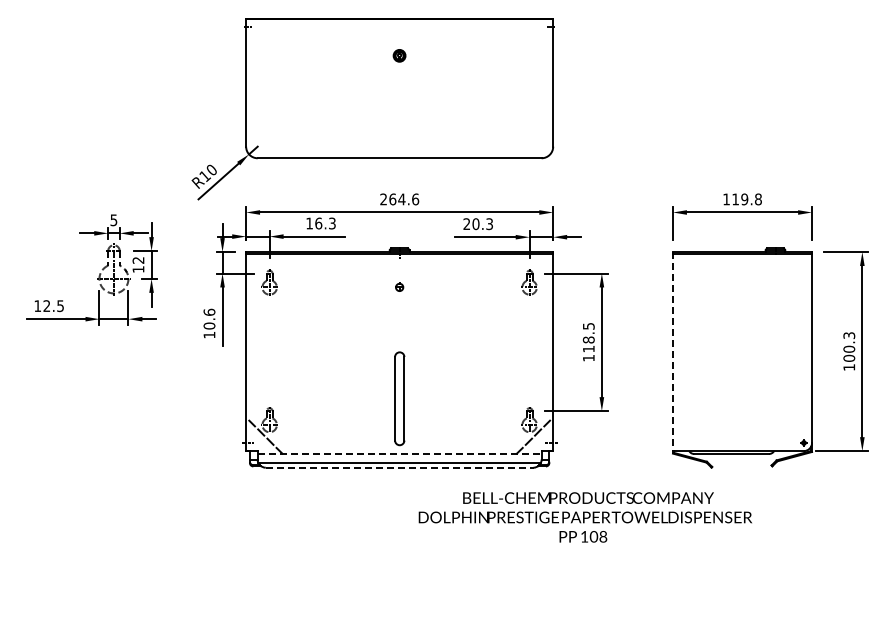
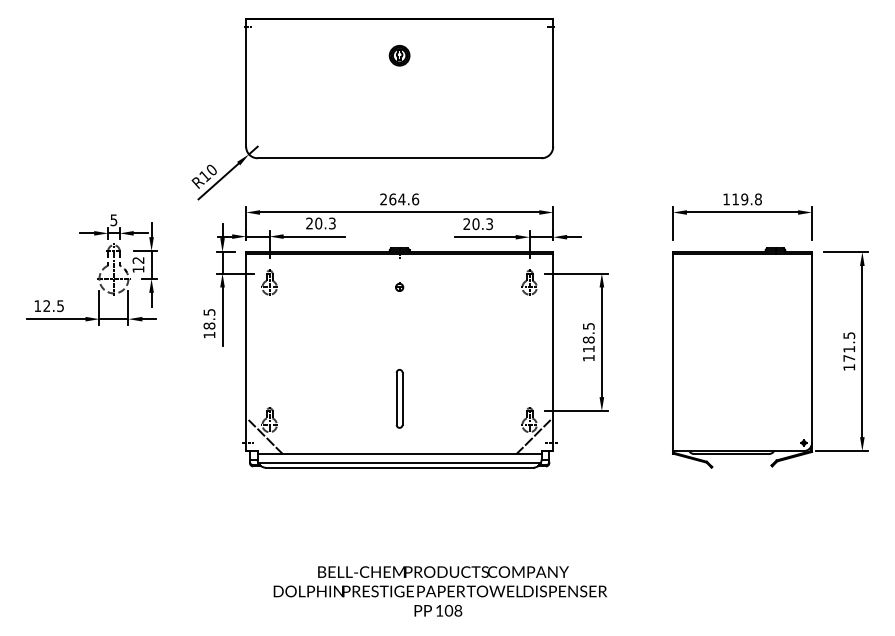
part size: 15x14 px -> 23x22 px (399, 55)
text: 16.3 -> 20.3 (314, 223)
text: 10.6 -> 18.5 (209, 318)
text: 100.3 -> 171.5 (849, 346)
line: dashed -> solid (673, 352)
part size: 12x96 px -> 9x60 px (399, 398)
line: dashed -> solid (399, 453)
line: dashed -> solid (399, 467)
text position: (584, 517) -> (439, 591) (439, 591)
